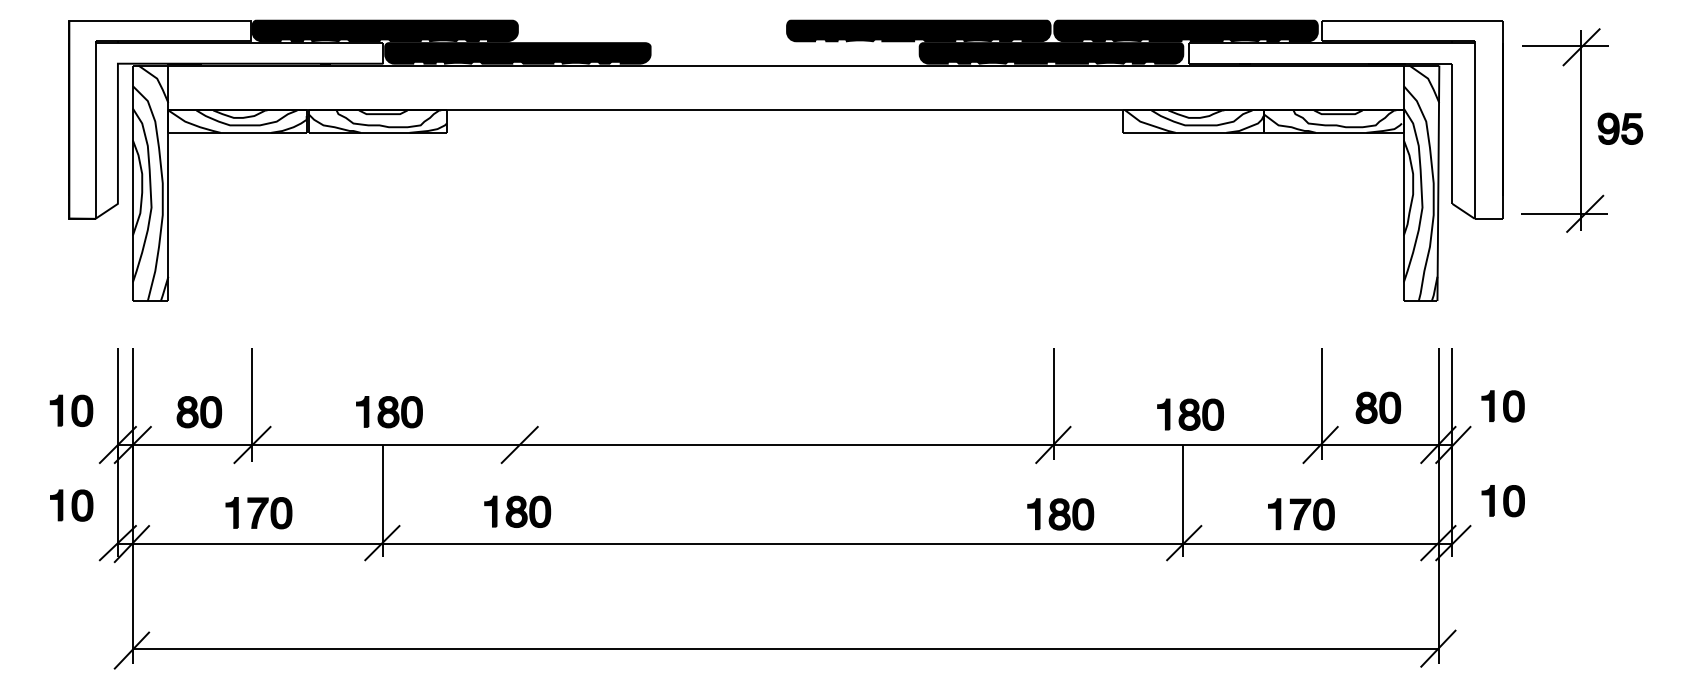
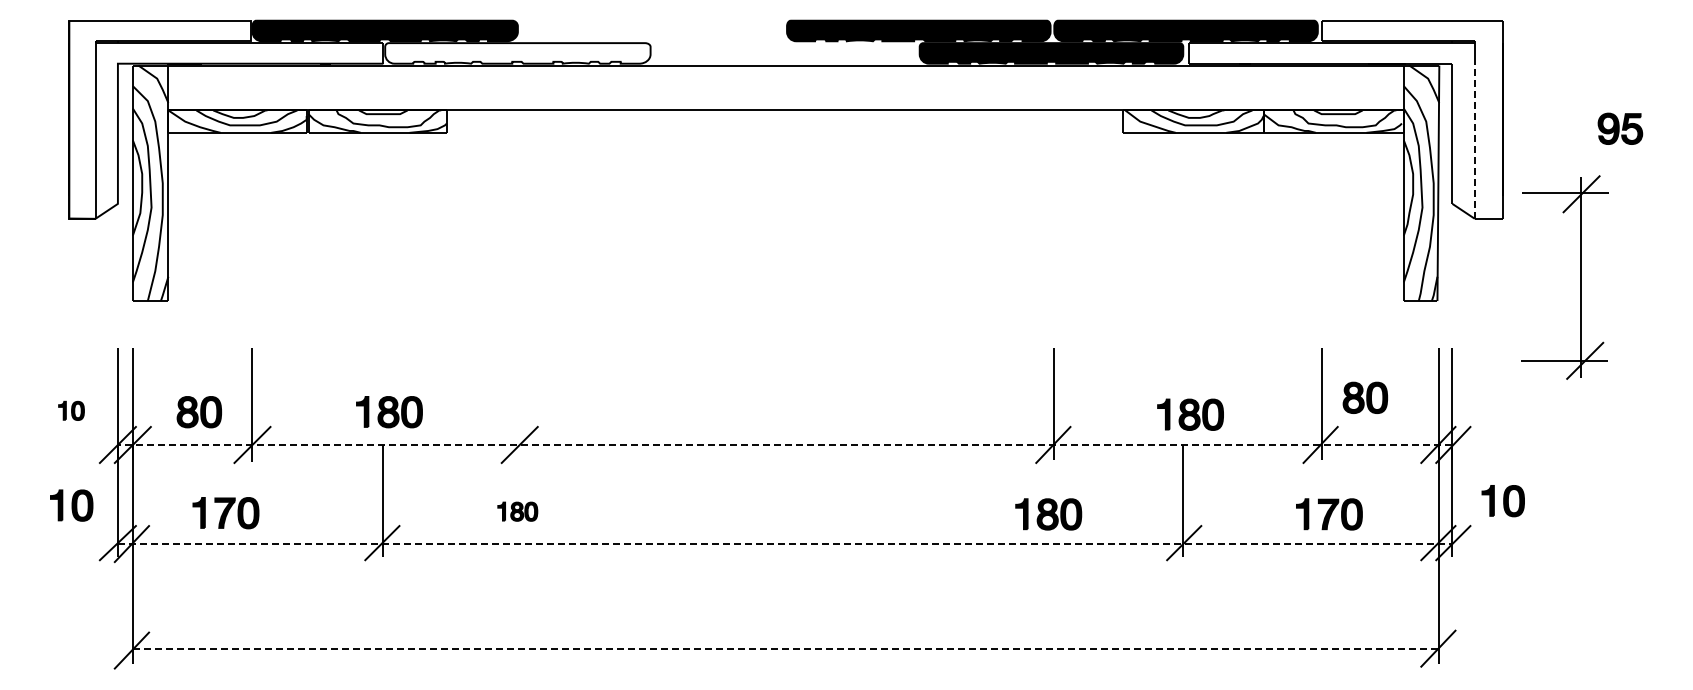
fill: present -> none (517, 53)
part position: (1580, 130) -> (1580, 277) (1580, 277)
line: solid -> dashed (1474, 141)
part: present -> none (1502, 406)
part position: (1378, 407) -> (1365, 397) (1365, 397)
part size: 45x34 px -> 27x21 px (71, 410)
line: solid -> dashed (784, 444)
part size: 68x33 px -> 42x21 px (517, 511)
part position: (258, 513) -> (225, 513) (225, 513)
part position: (1060, 514) -> (1048, 514) (1048, 514)
part position: (1301, 514) -> (1329, 514) (1329, 514)
line: solid -> dashed (785, 544)
line: solid -> dashed (786, 648)
